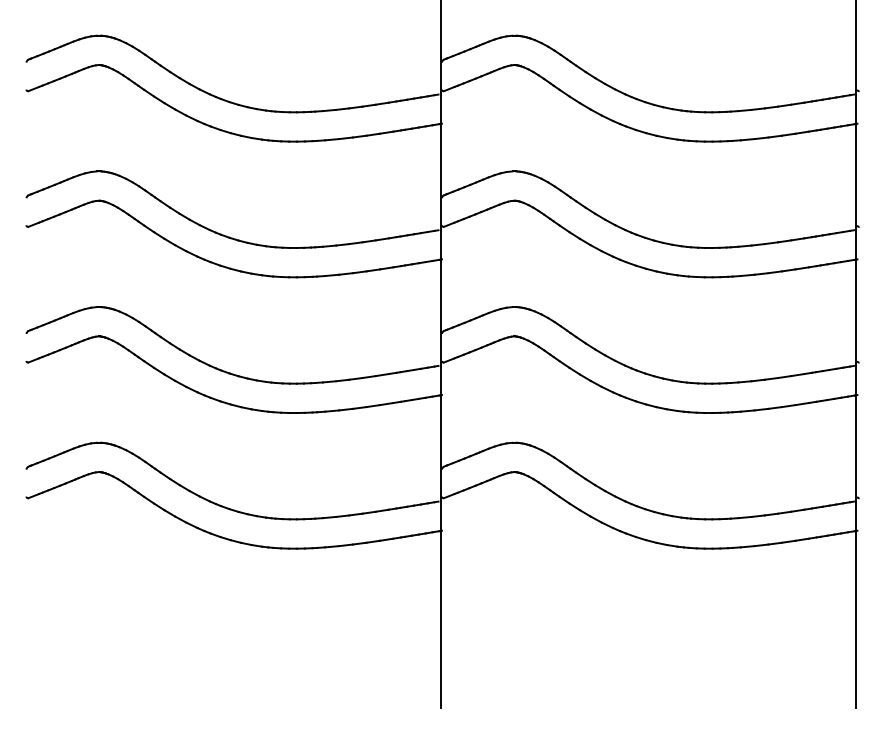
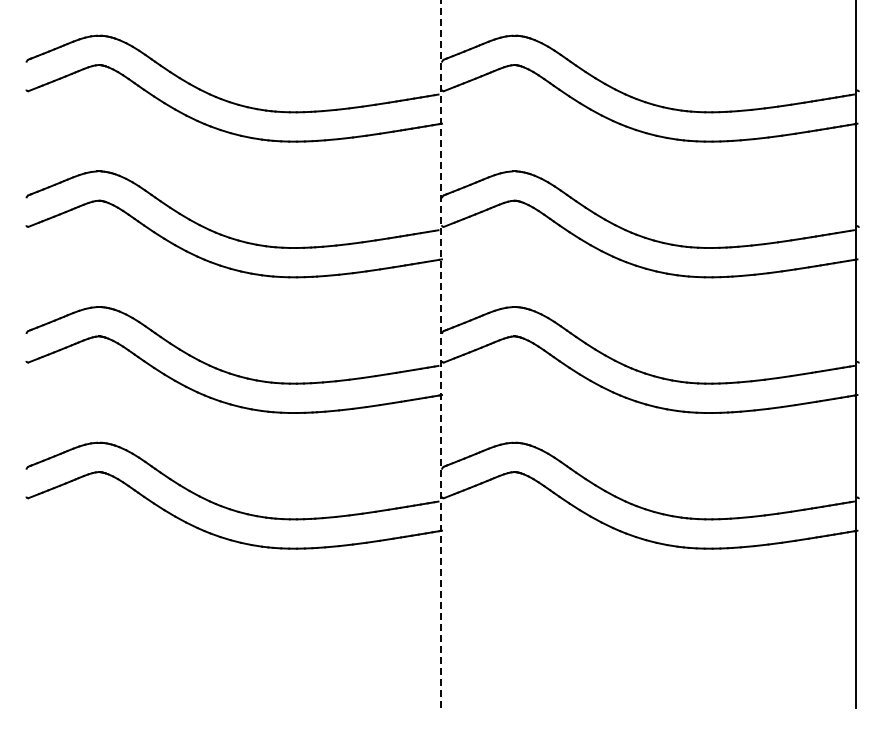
line: solid -> dashed (440, 353)
